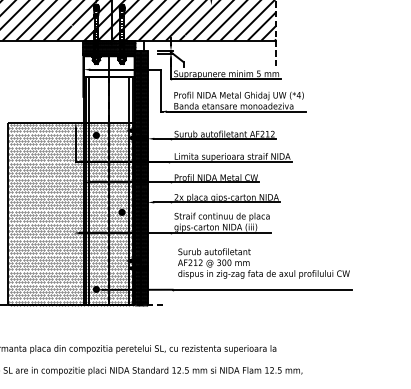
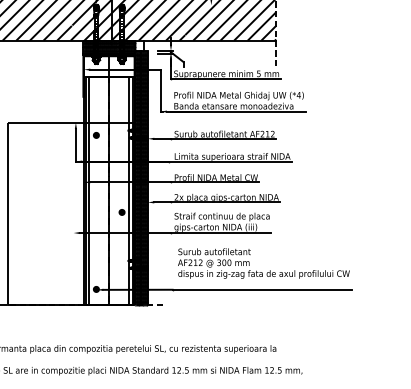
hatch: present -> none (70, 214)
